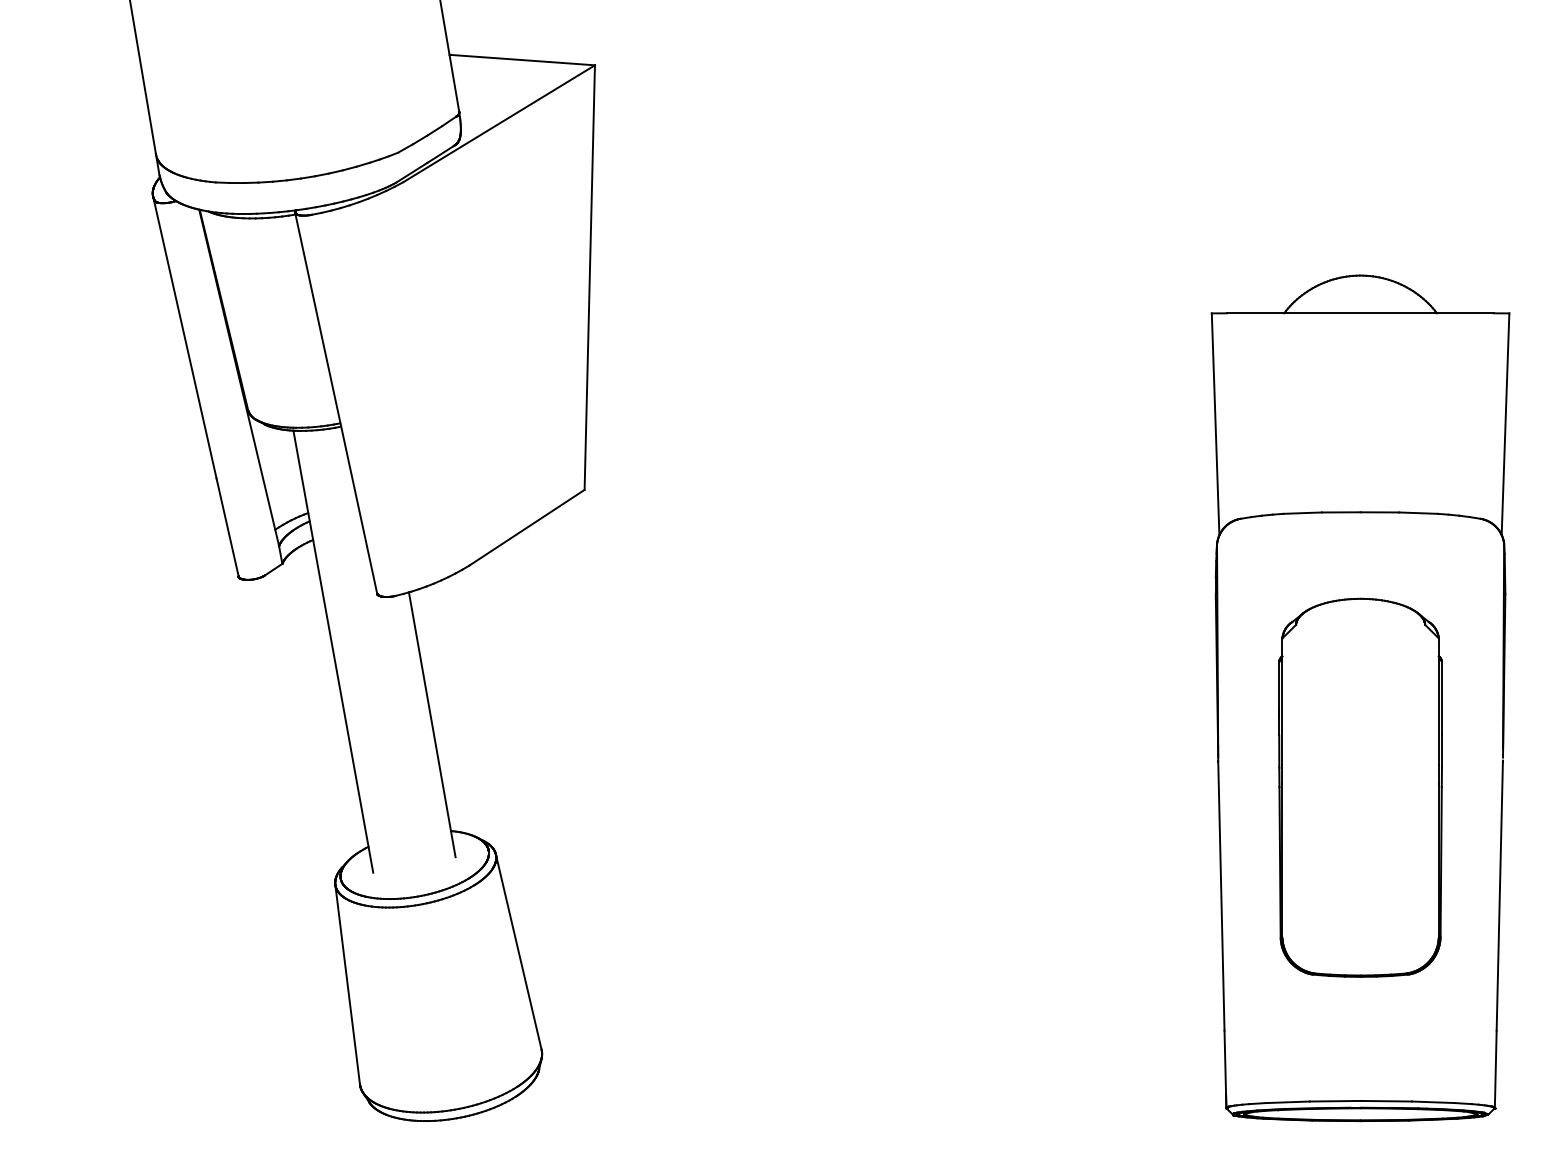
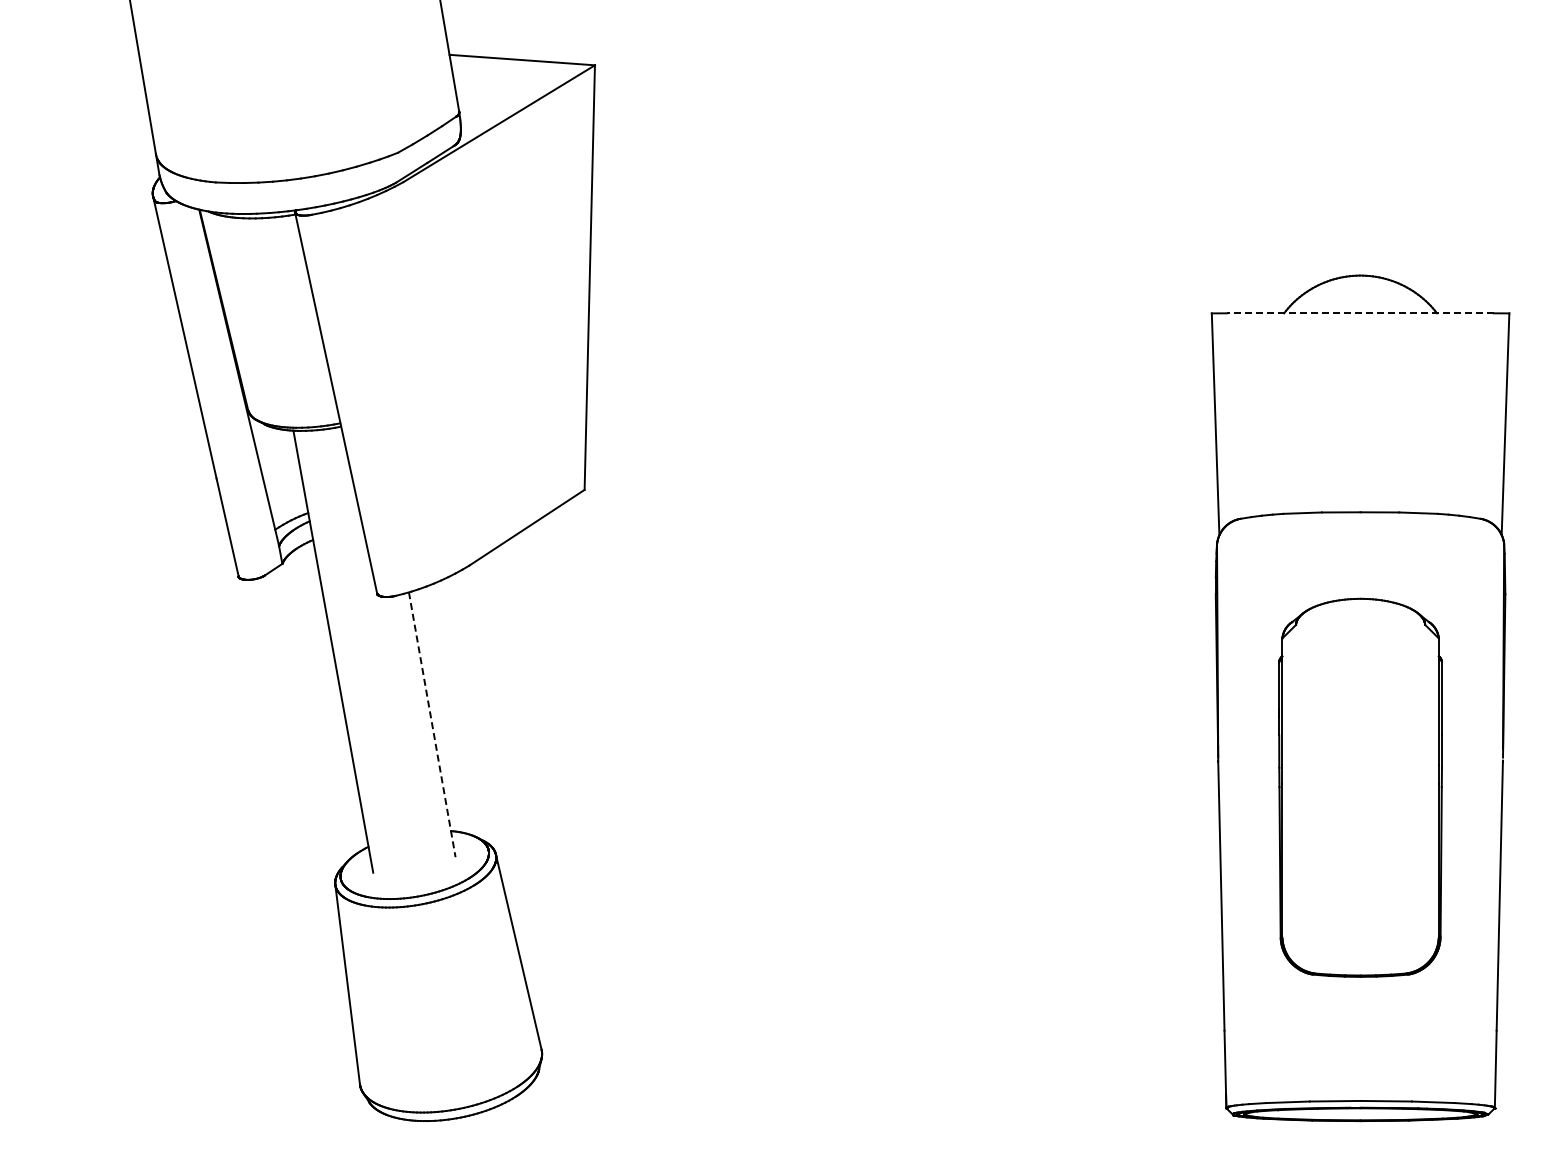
line: solid -> dashed (1360, 313)
line: solid -> dashed (432, 724)
